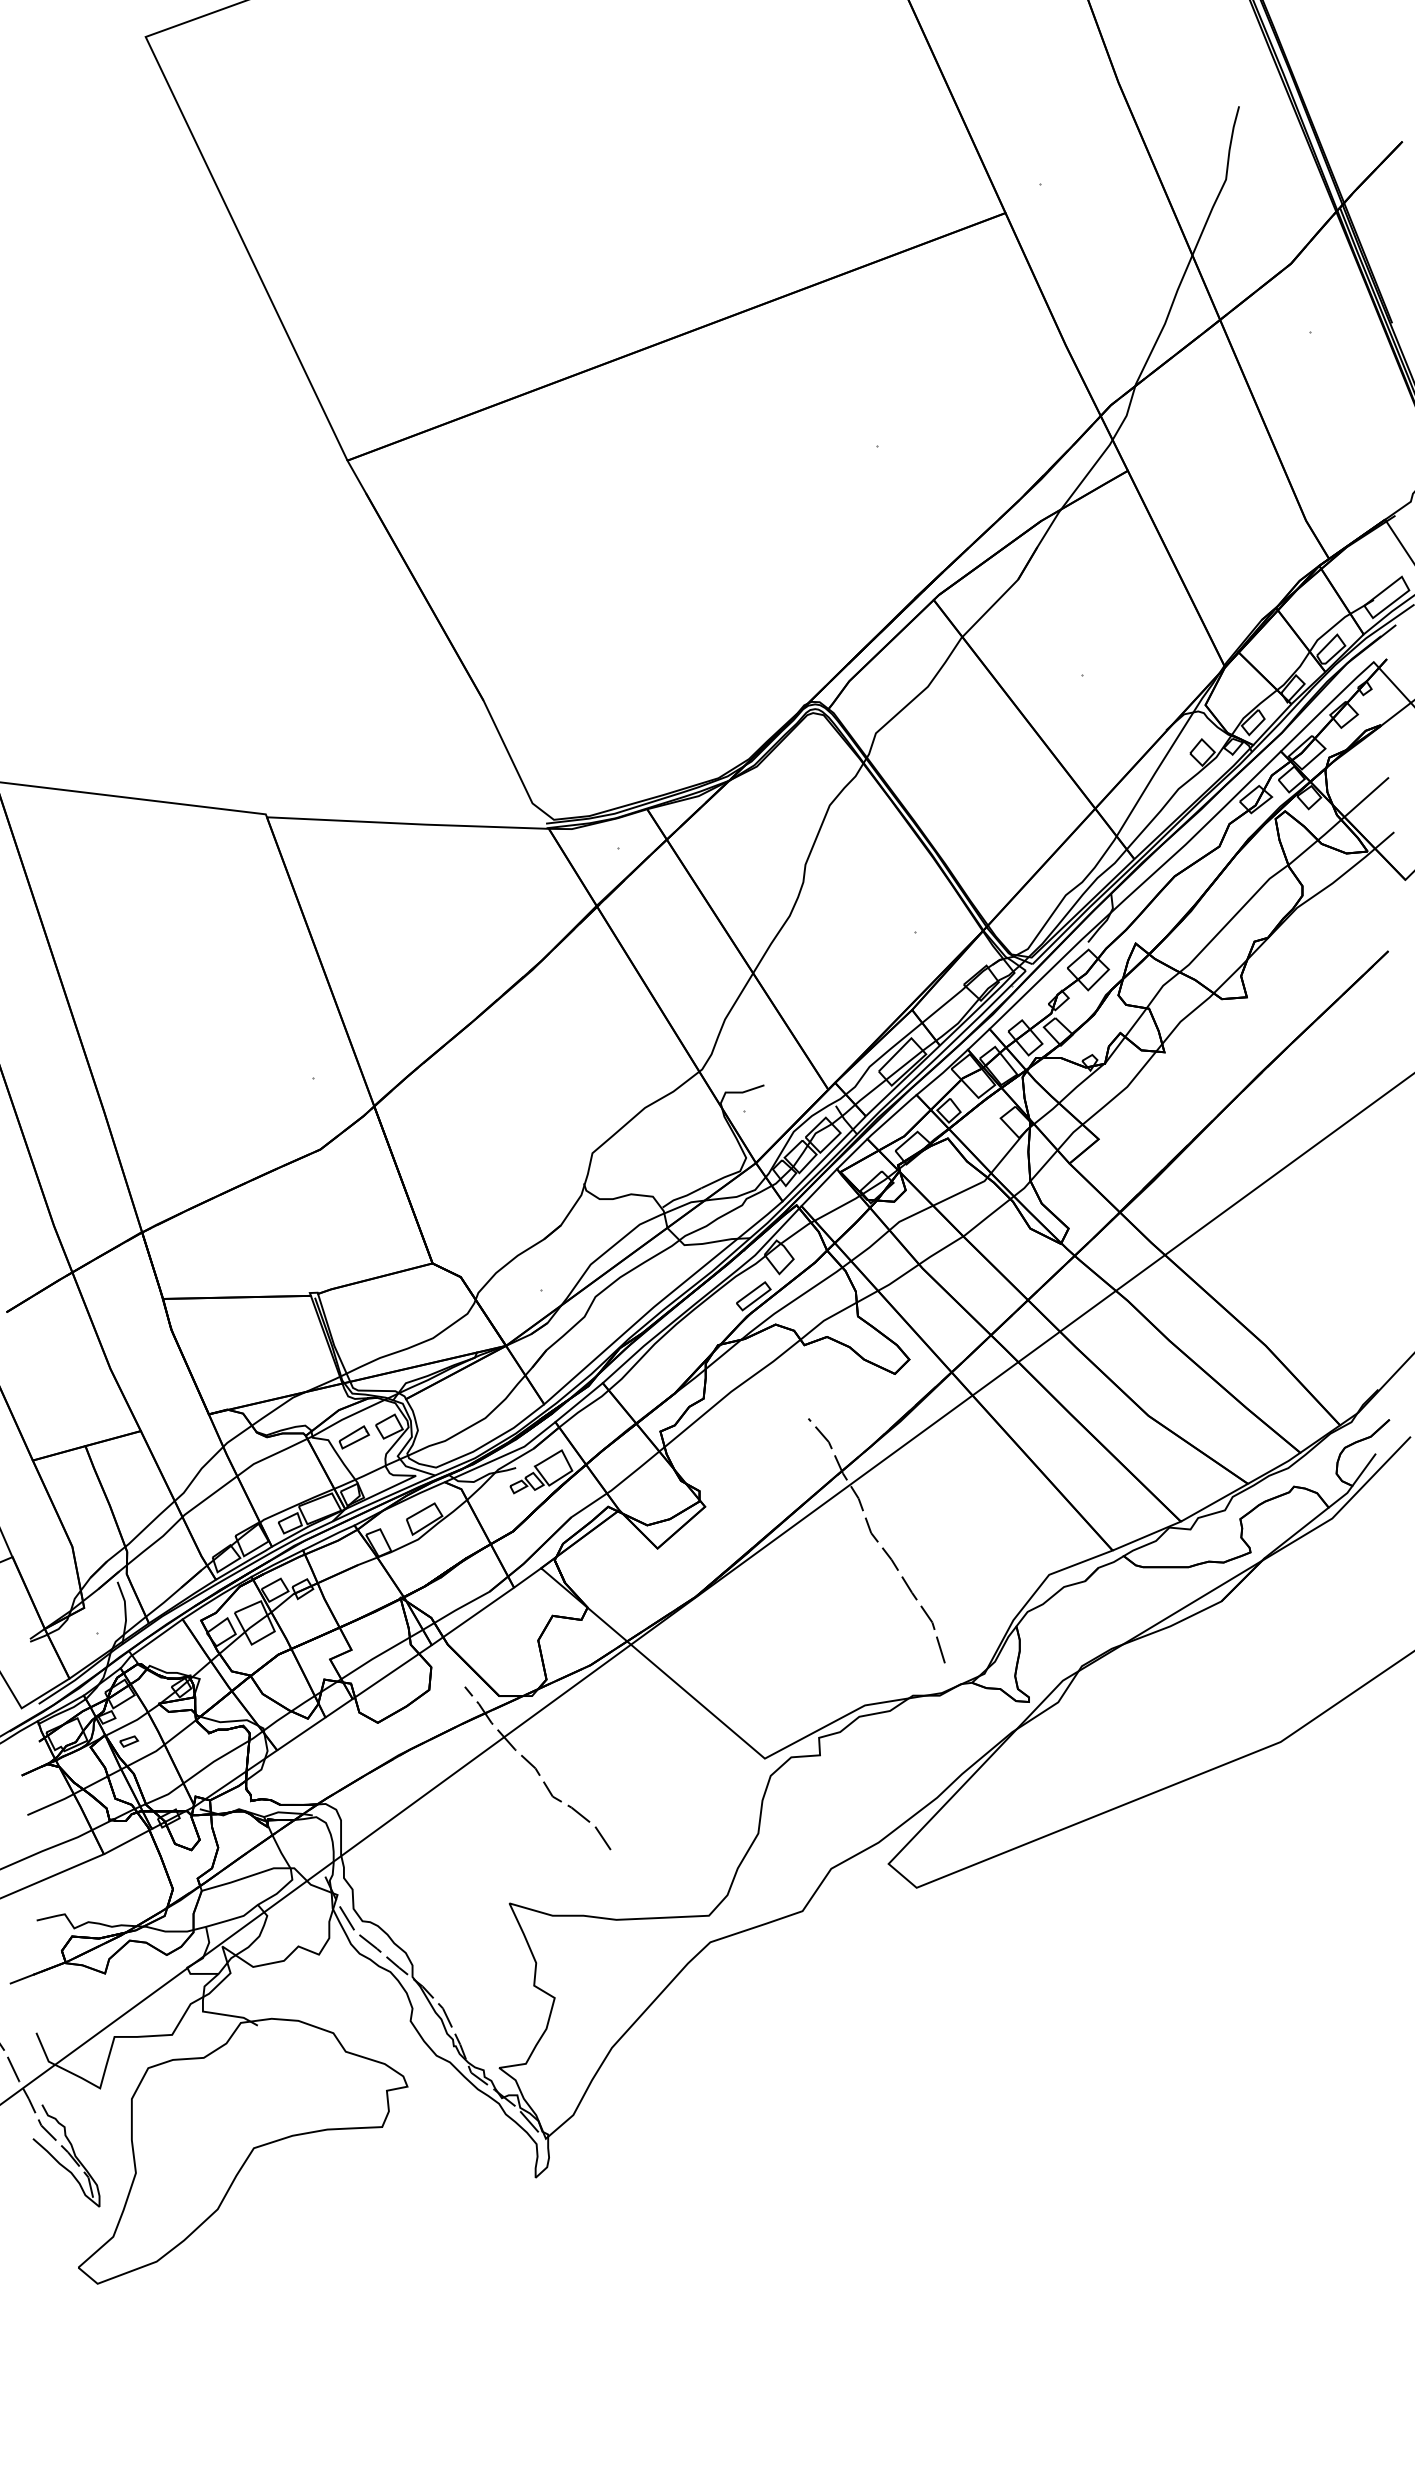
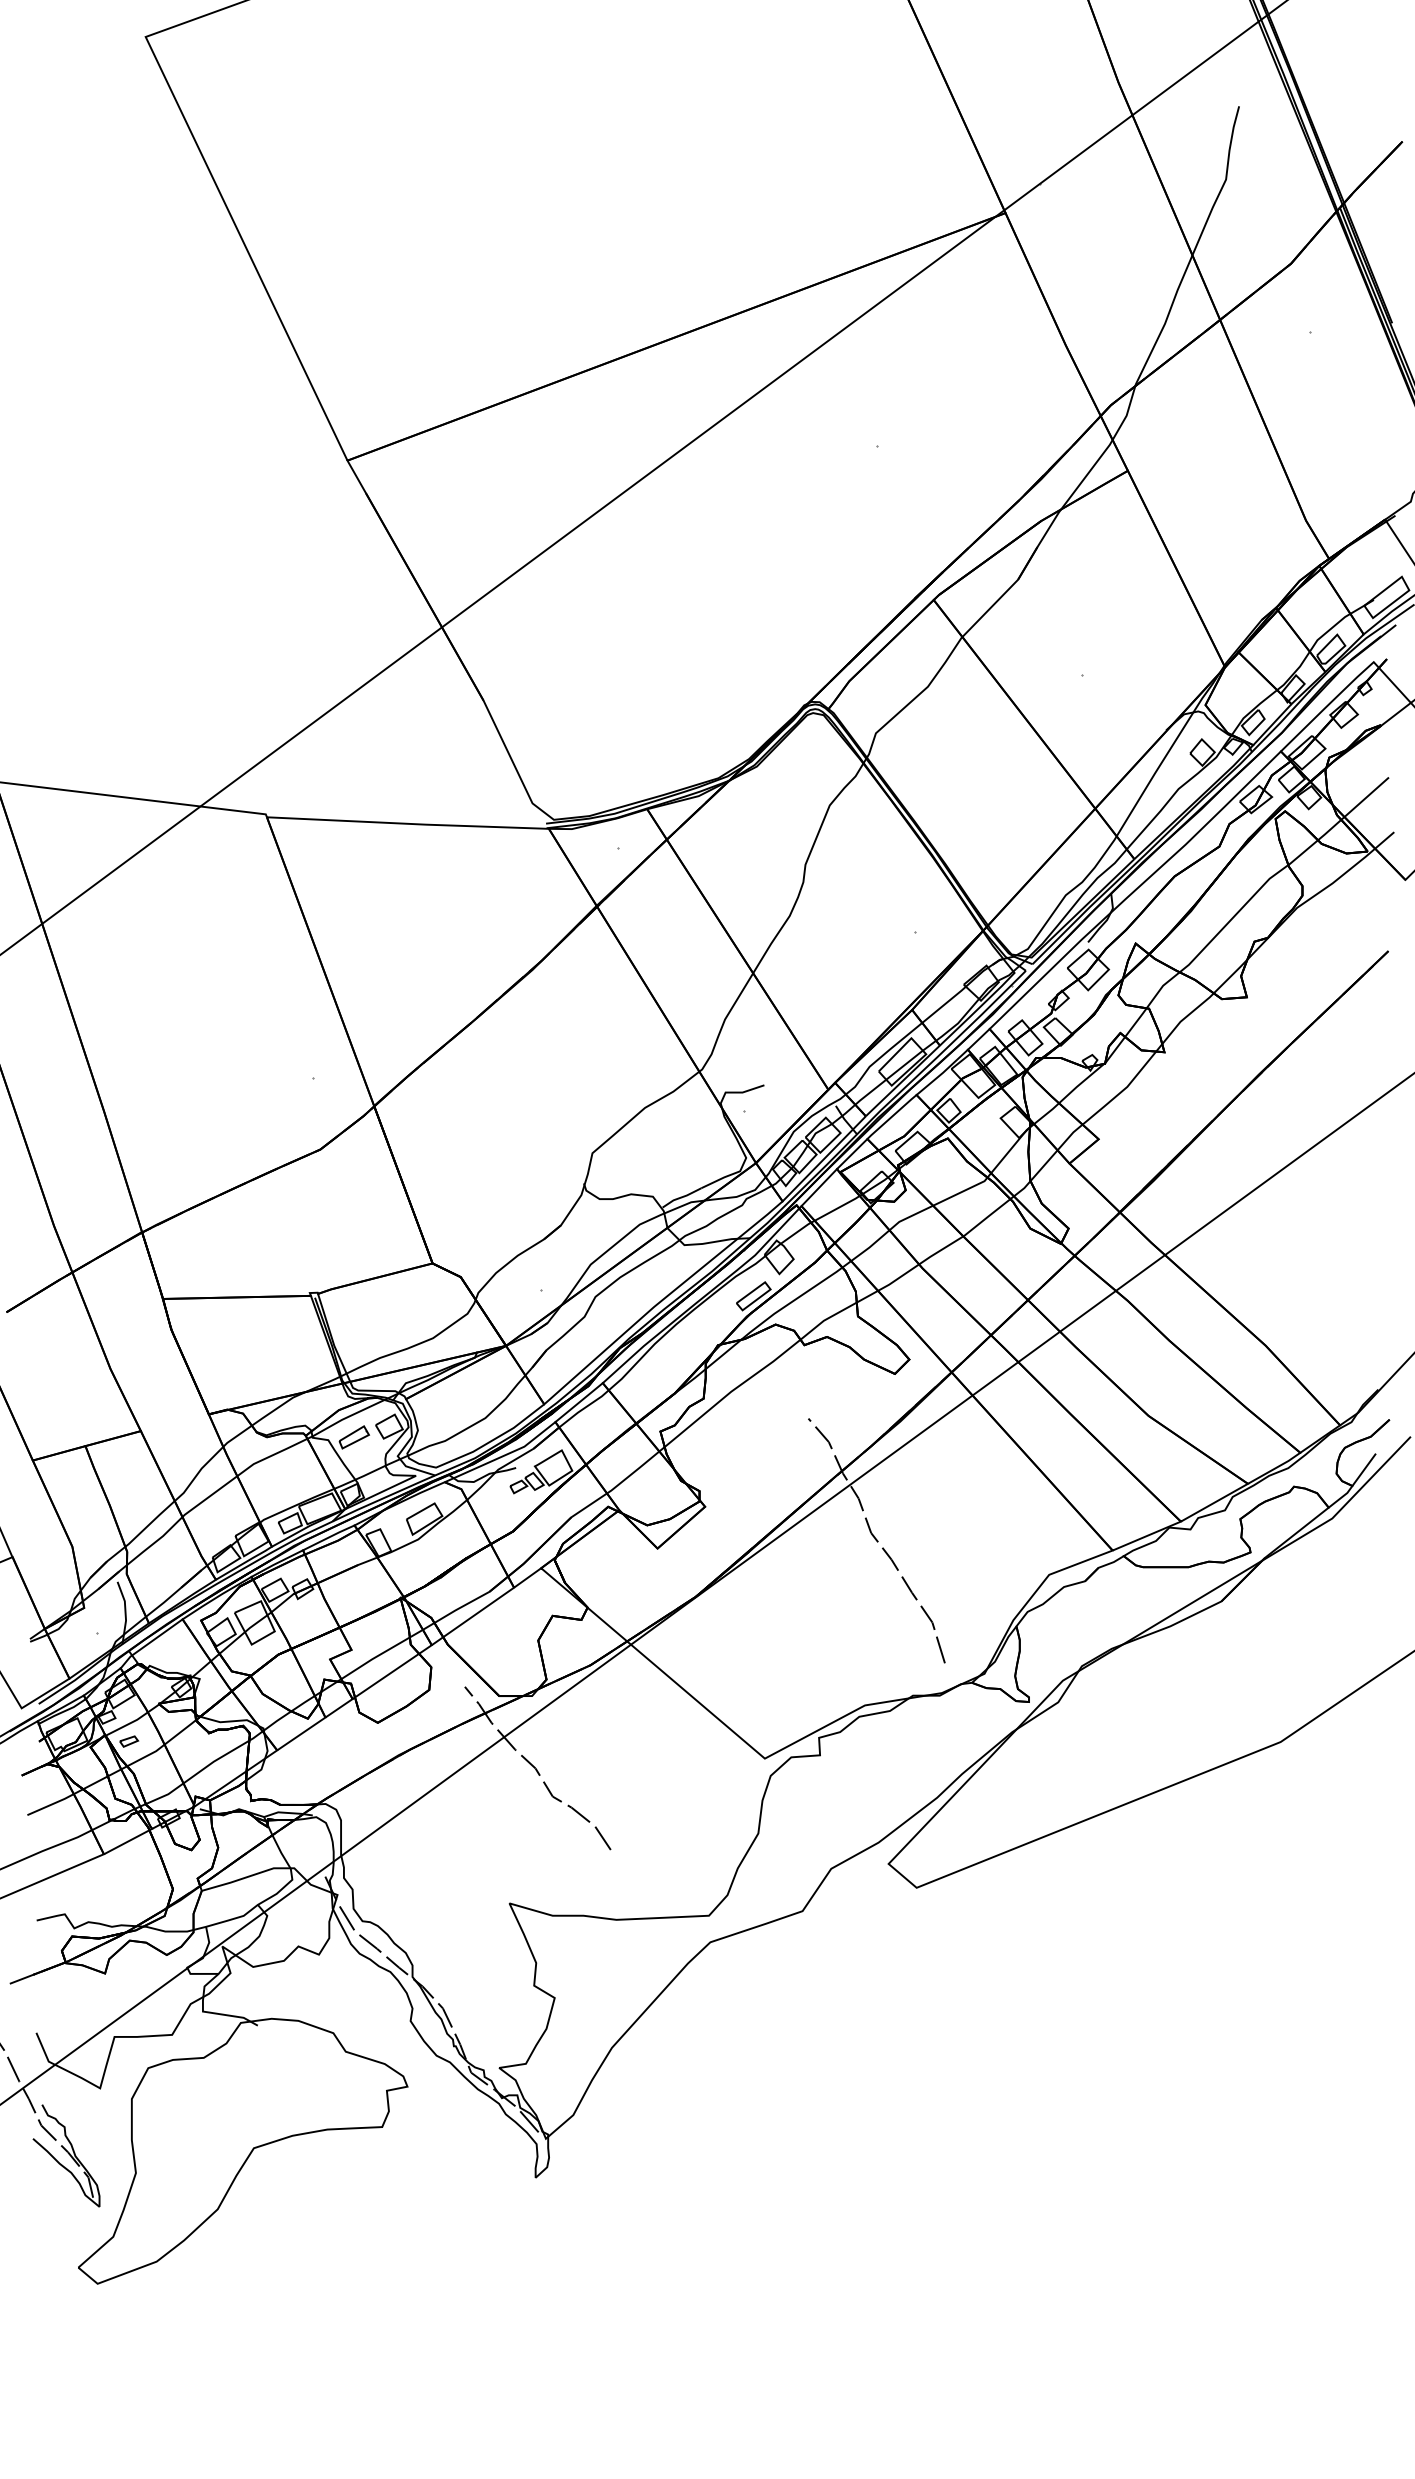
line: none -> present (643, 477)
